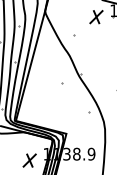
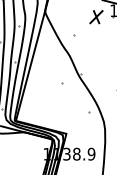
part: present -> none (29, 160)
